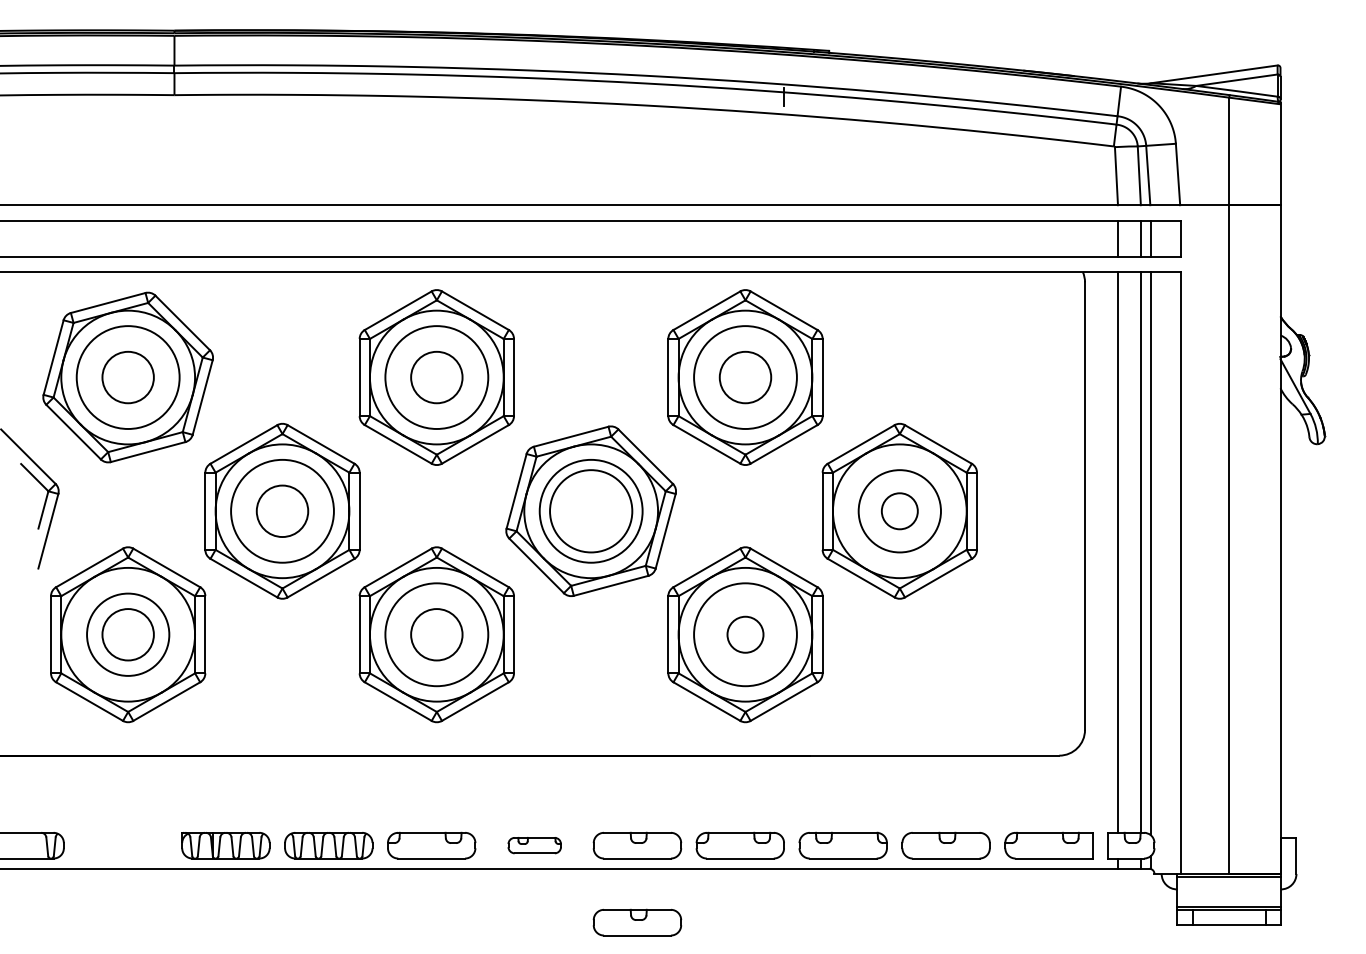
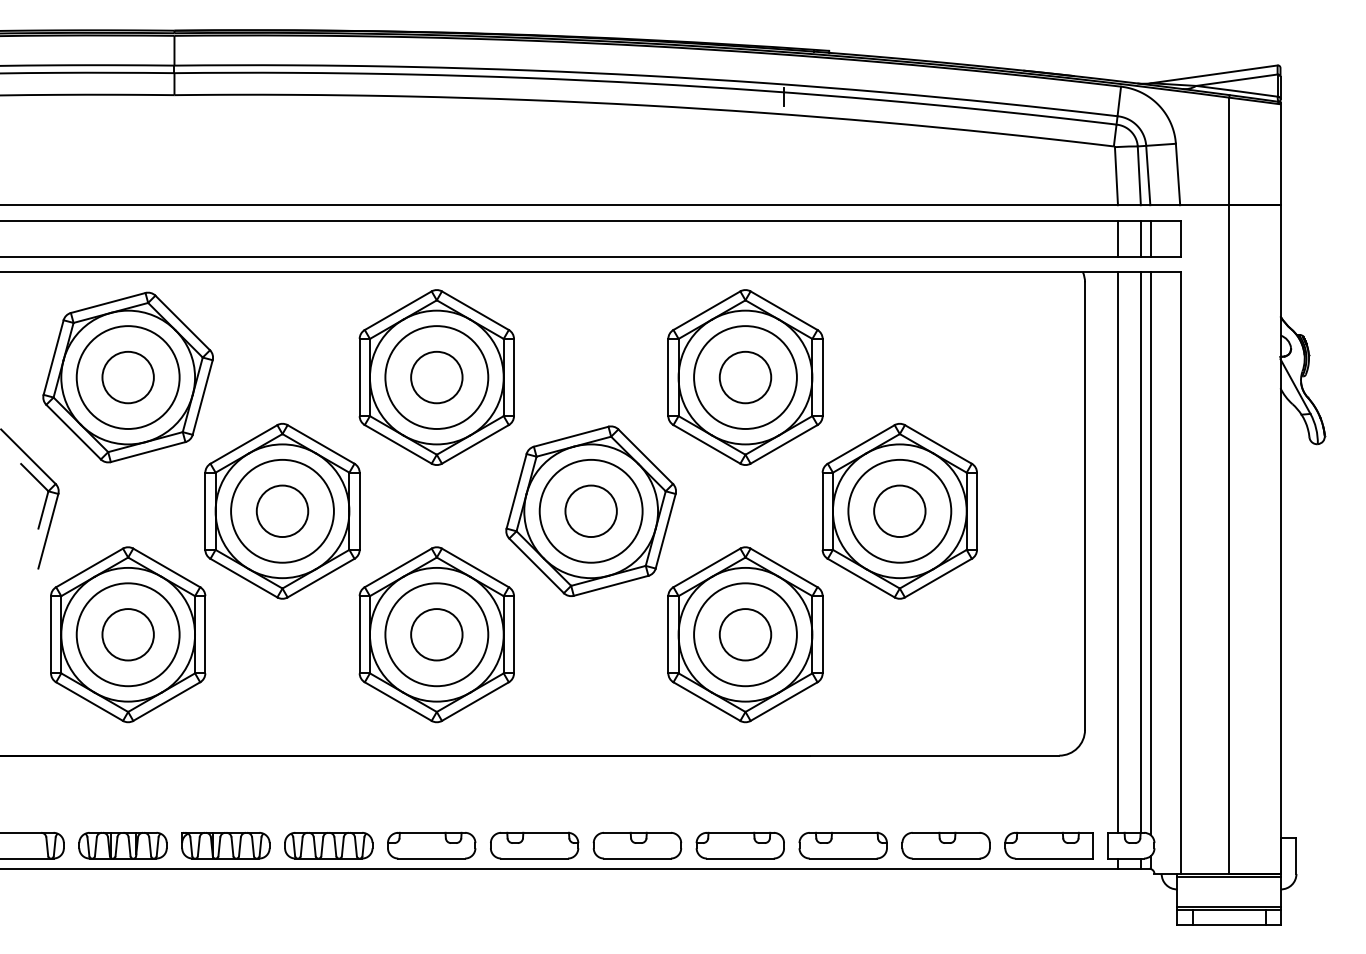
circle diameter: 82 px -> 51 px (590, 511)
circle diameter: 36 px -> 51 px (899, 511)
circle diameter: 82 px -> 103 px (899, 510)
circle diameter: 82 px -> 103 px (127, 634)
circle diameter: 36 px -> 51 px (745, 634)
part: none -> present (122, 845)
part size: 55x18 px -> 90x29 px (534, 845)
part: present -> none (637, 922)
